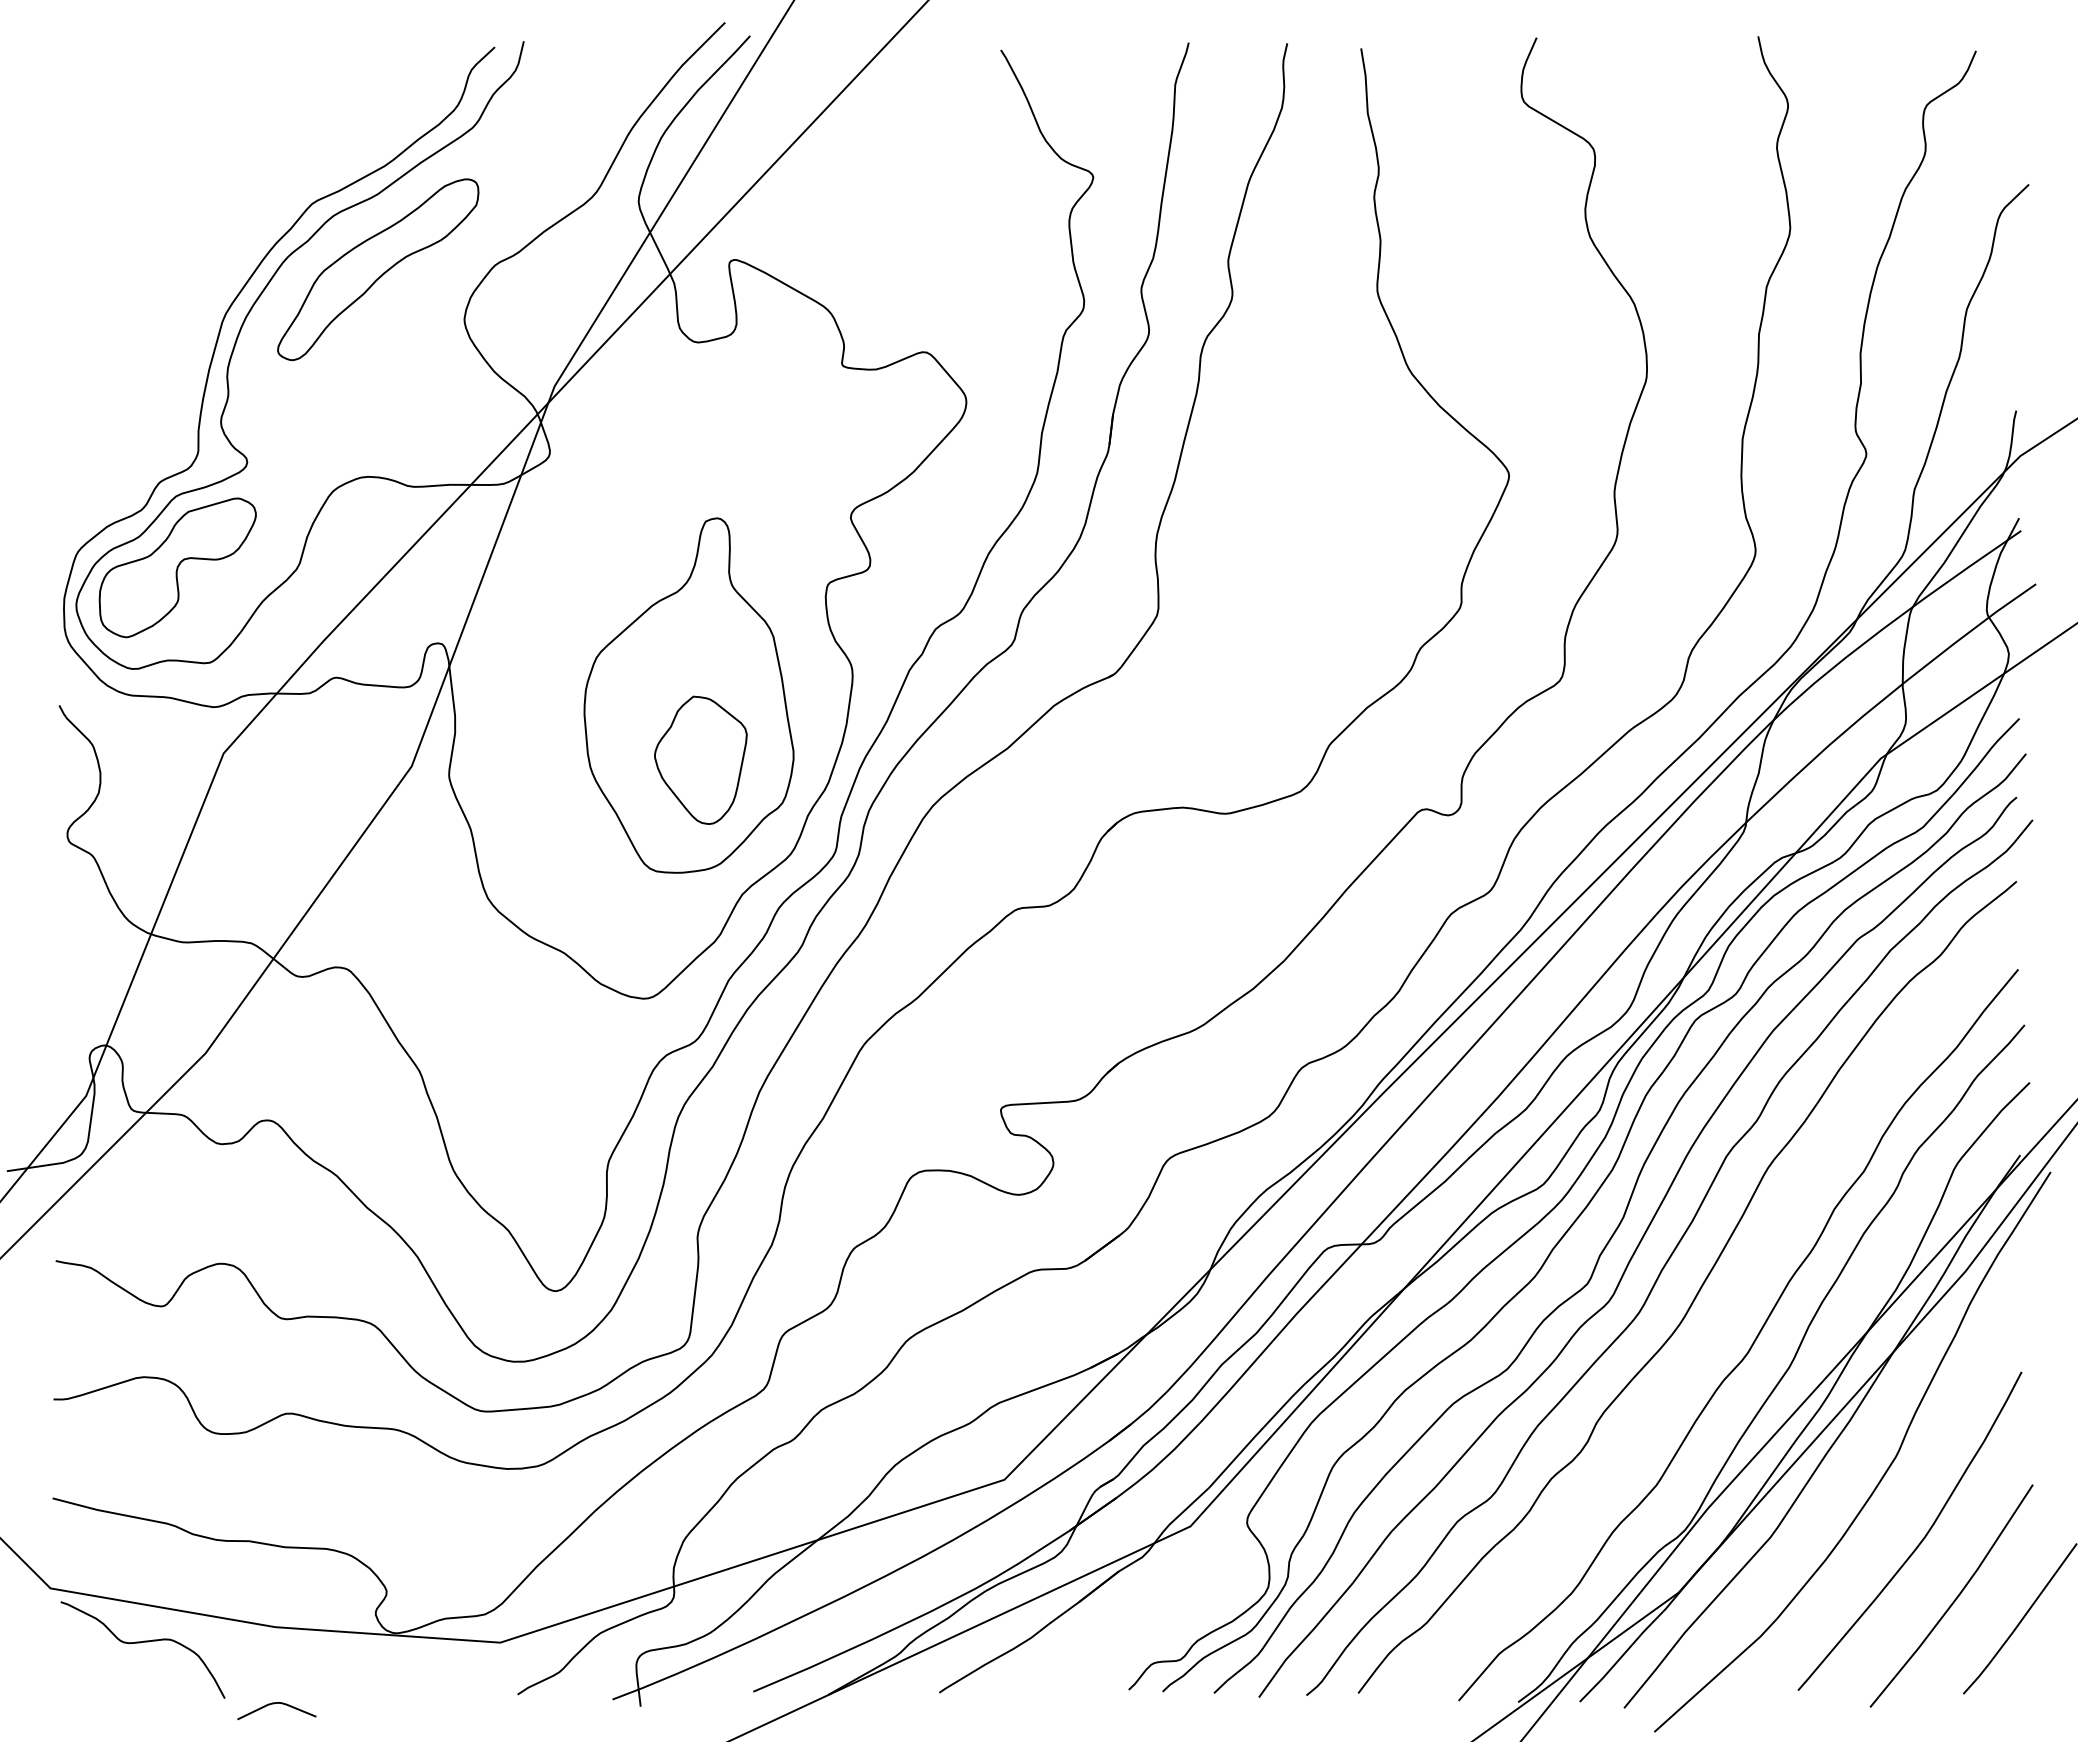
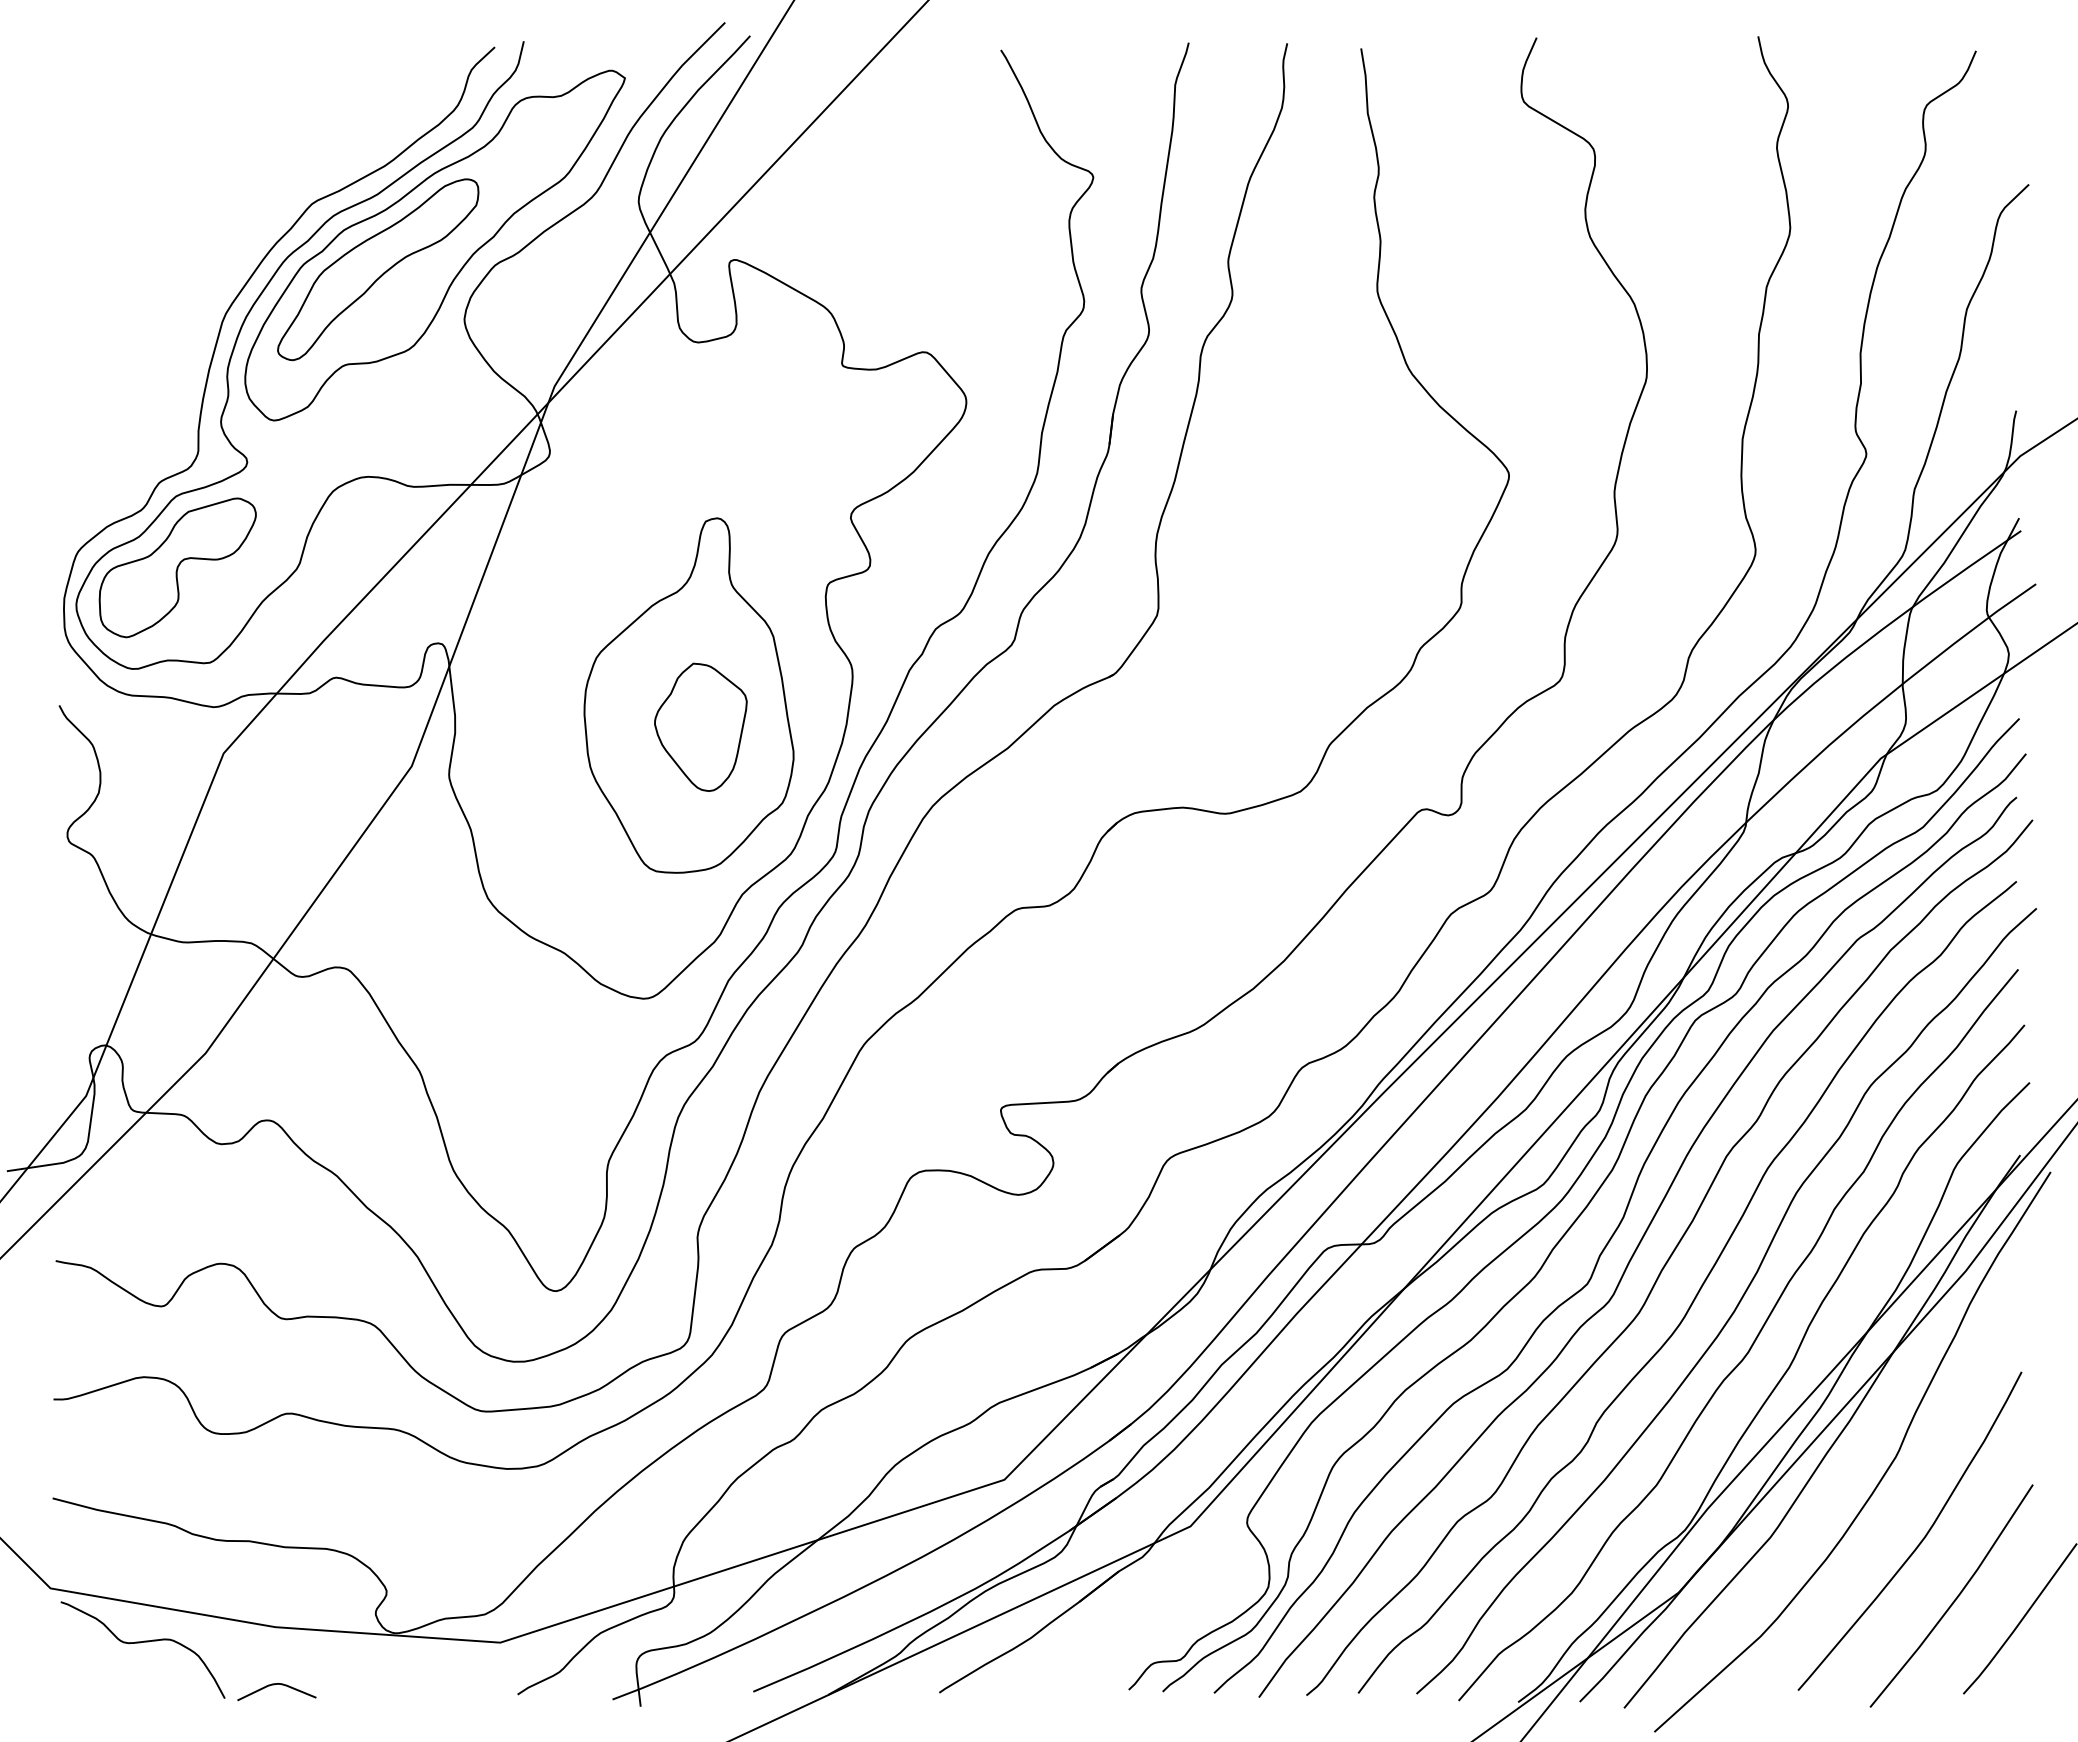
part: none -> present (434, 245)
part position: (700, 759) -> (700, 726) (700, 726)
curve: none -> present (1734, 1308)
curve position: (274, 1704) -> (274, 1685) (274, 1685)
